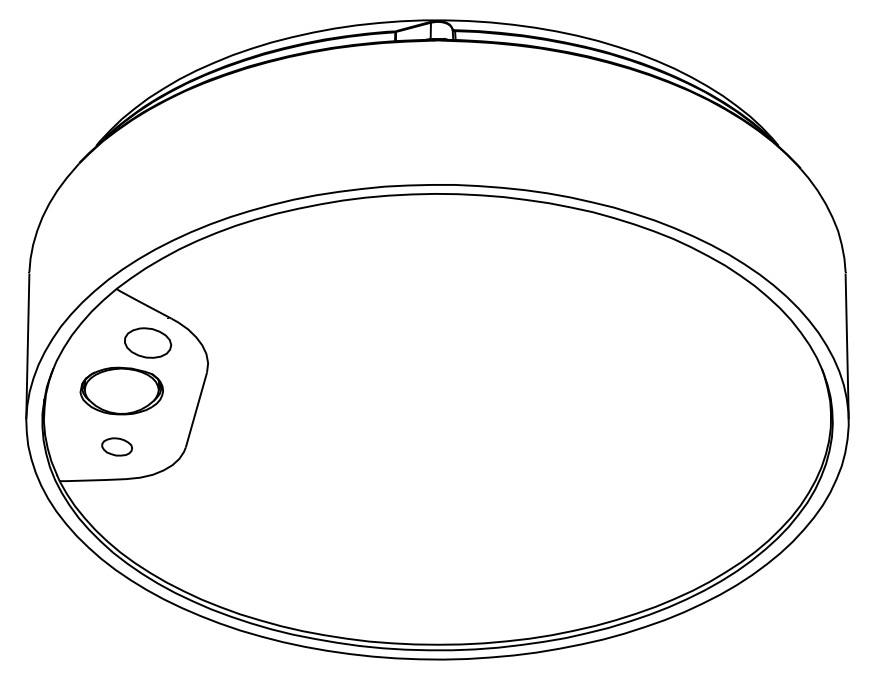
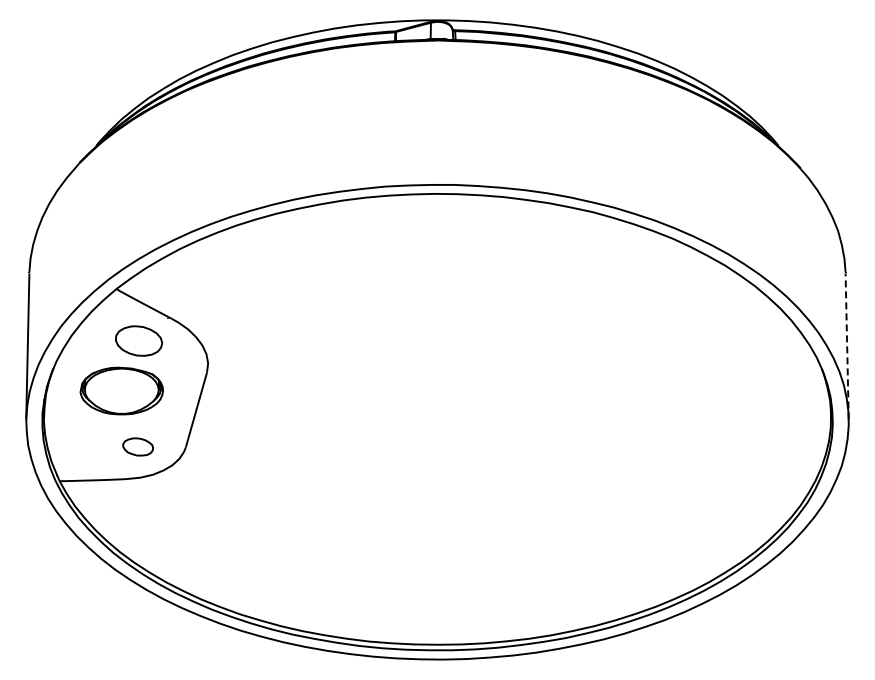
part position: (148, 342) -> (139, 340) (139, 340)
line: solid -> dashed (847, 346)
part position: (116, 446) -> (137, 446) (137, 446)
